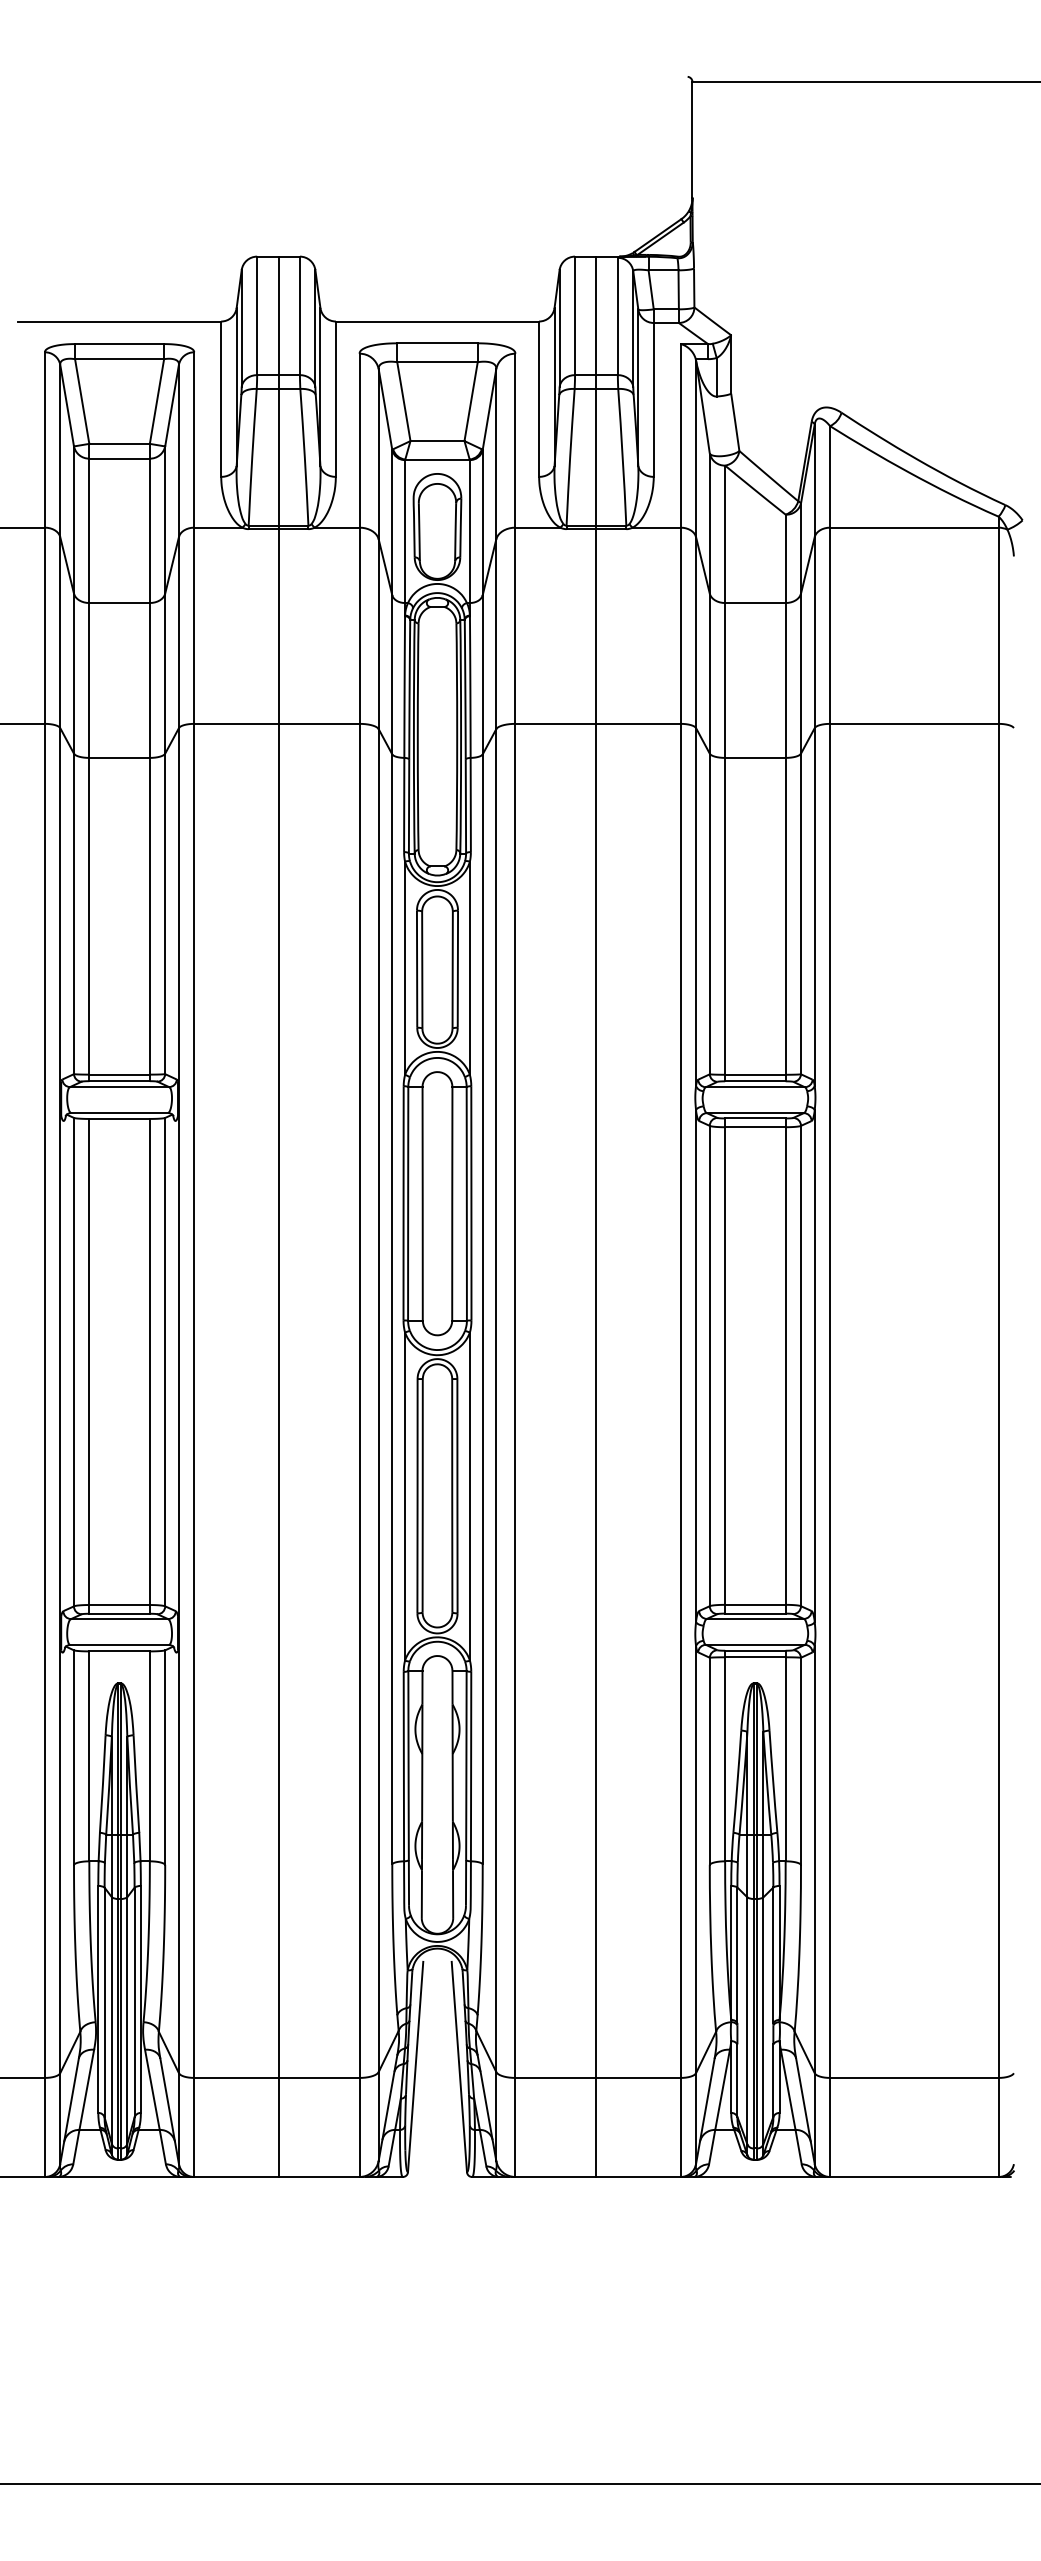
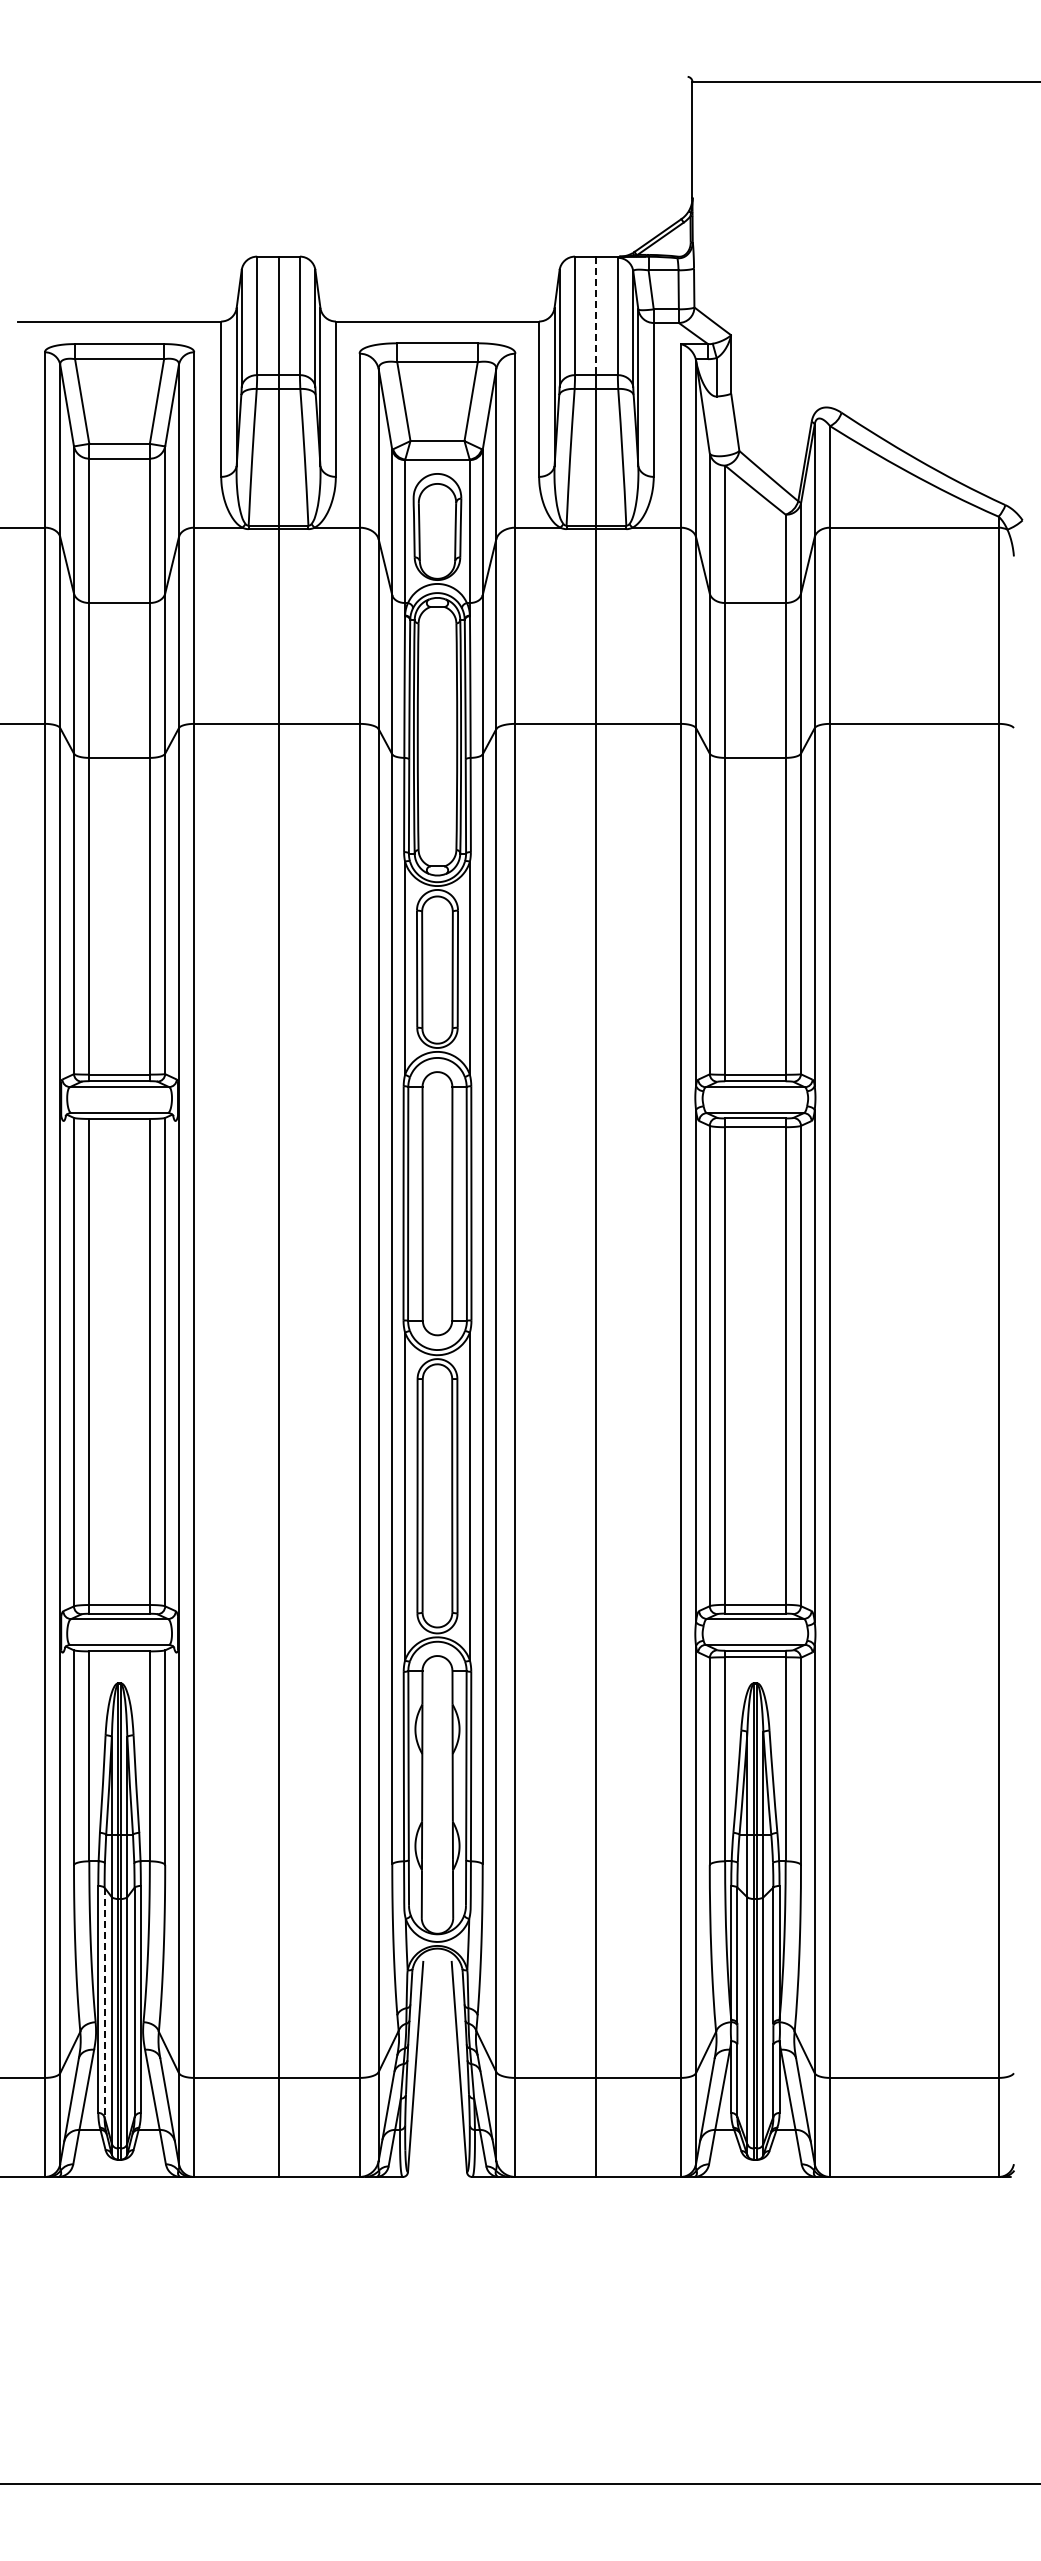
line: solid -> dashed (596, 316)
line: solid -> dashed (104, 2002)
